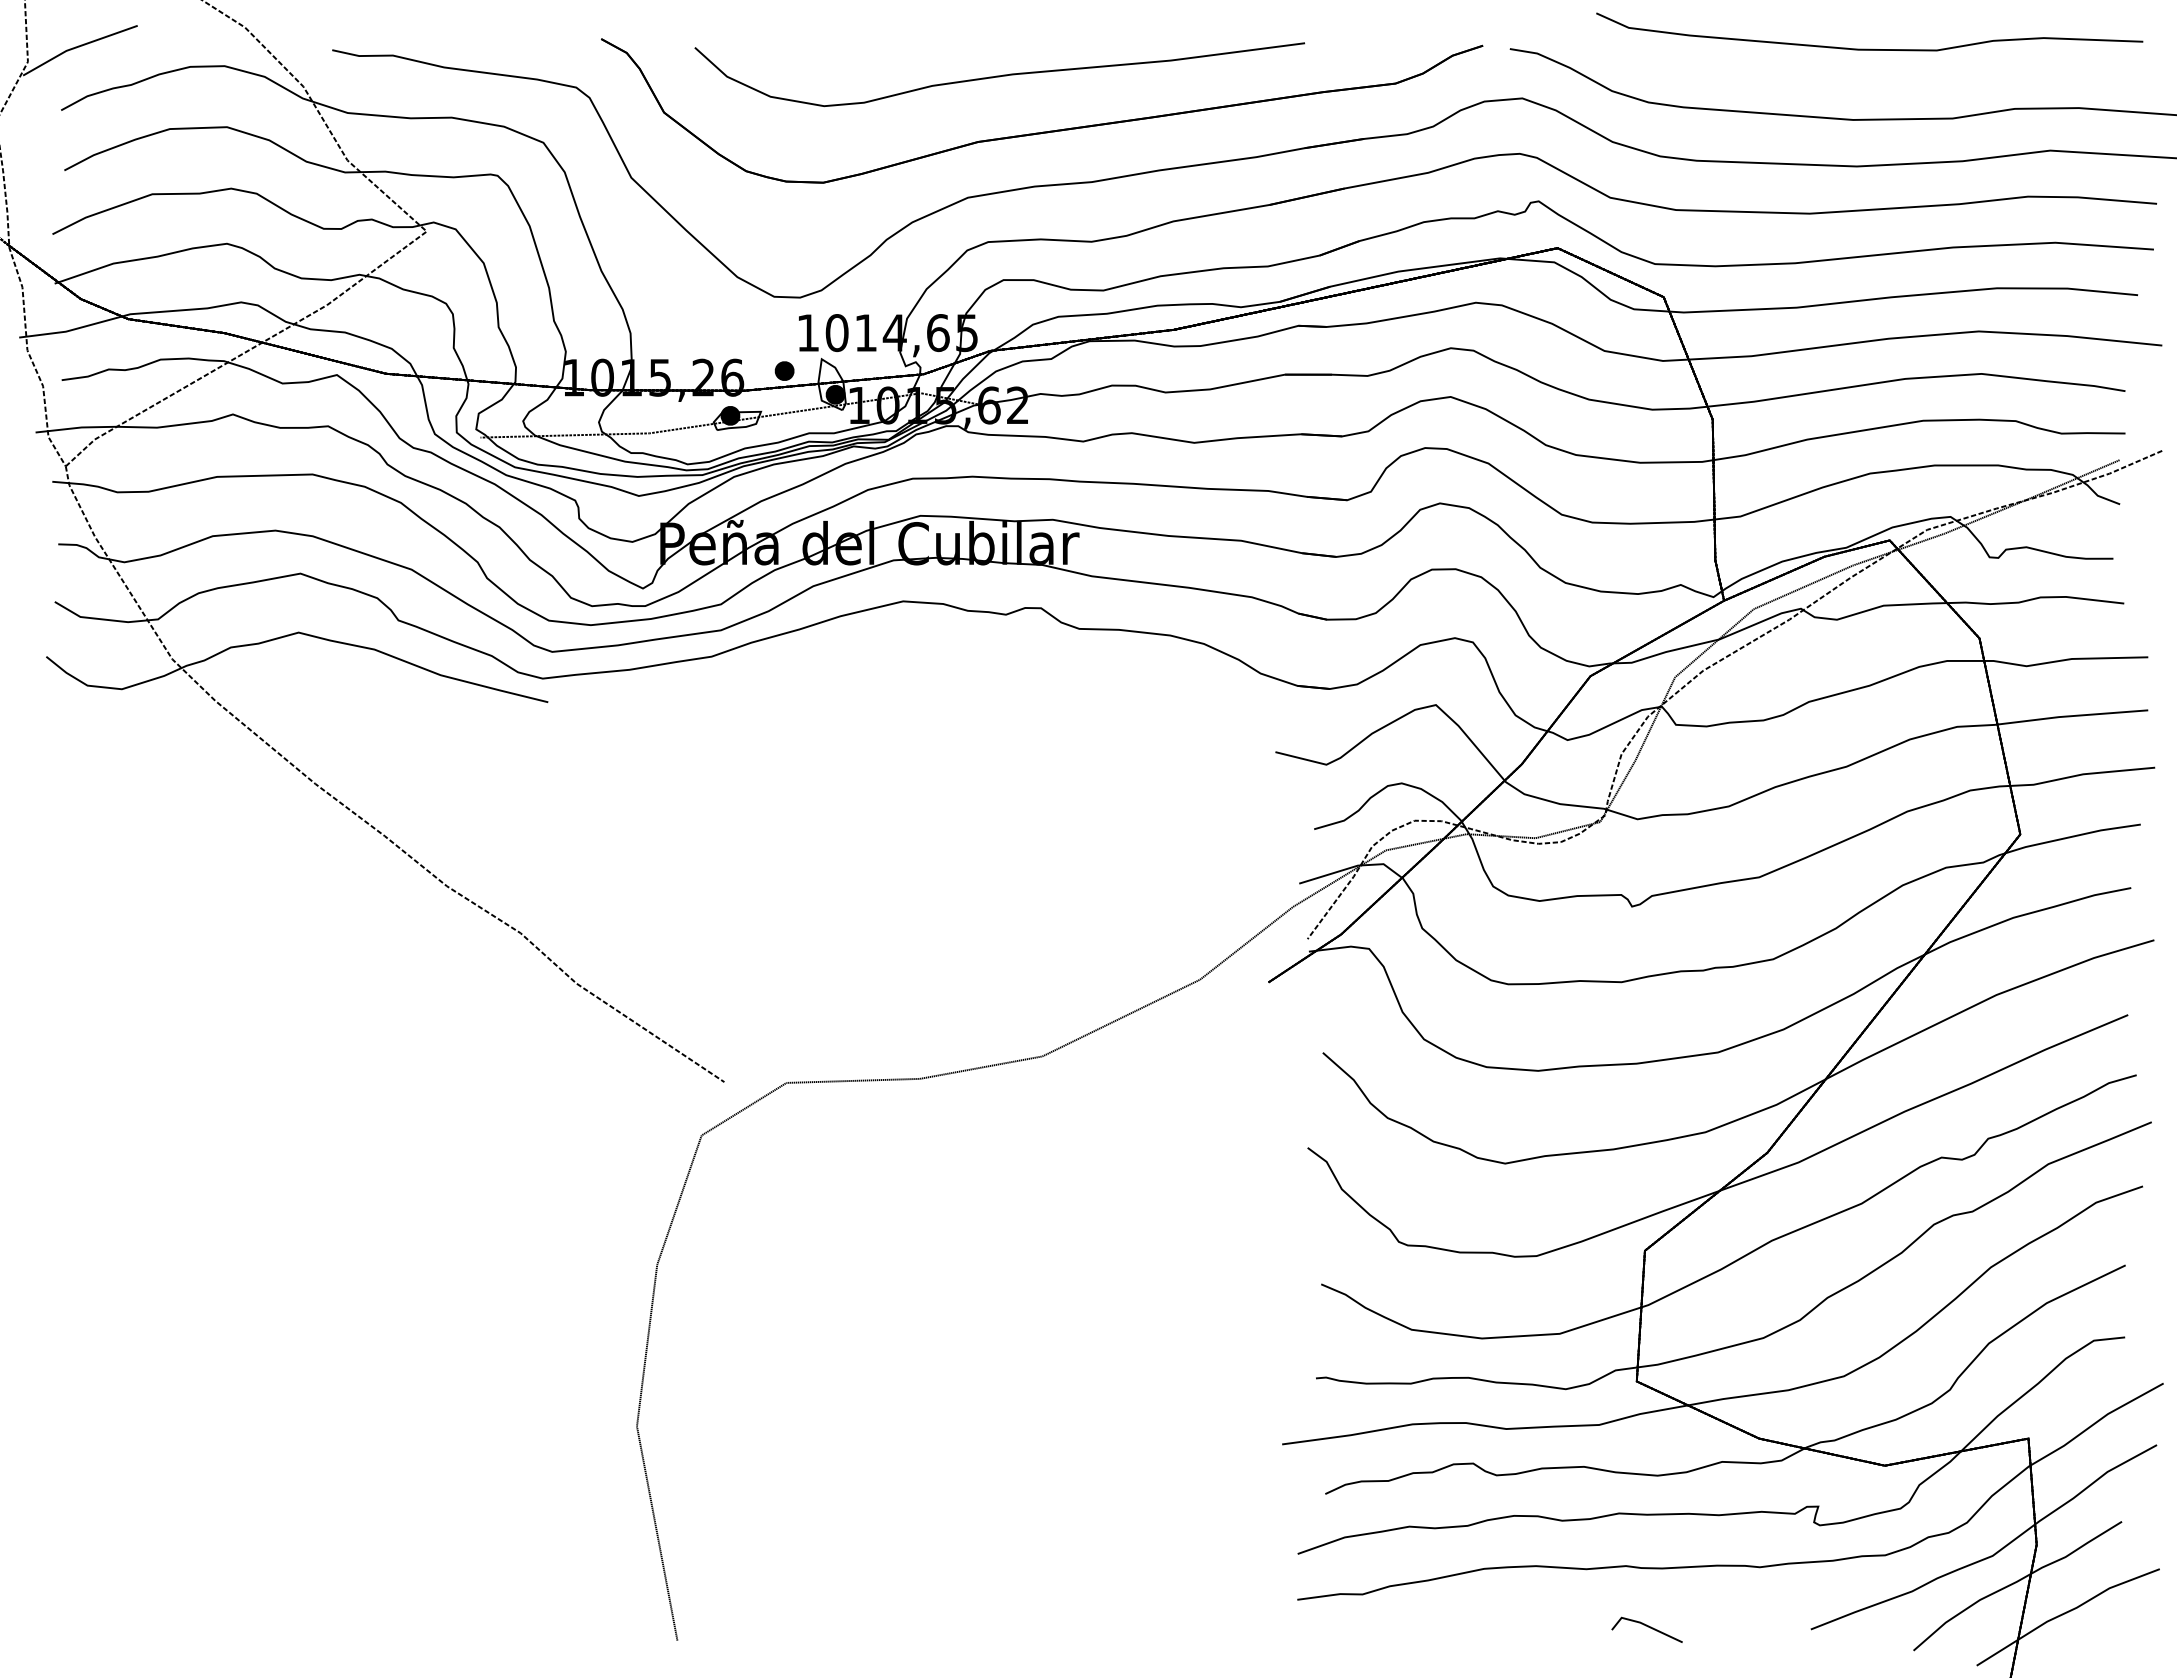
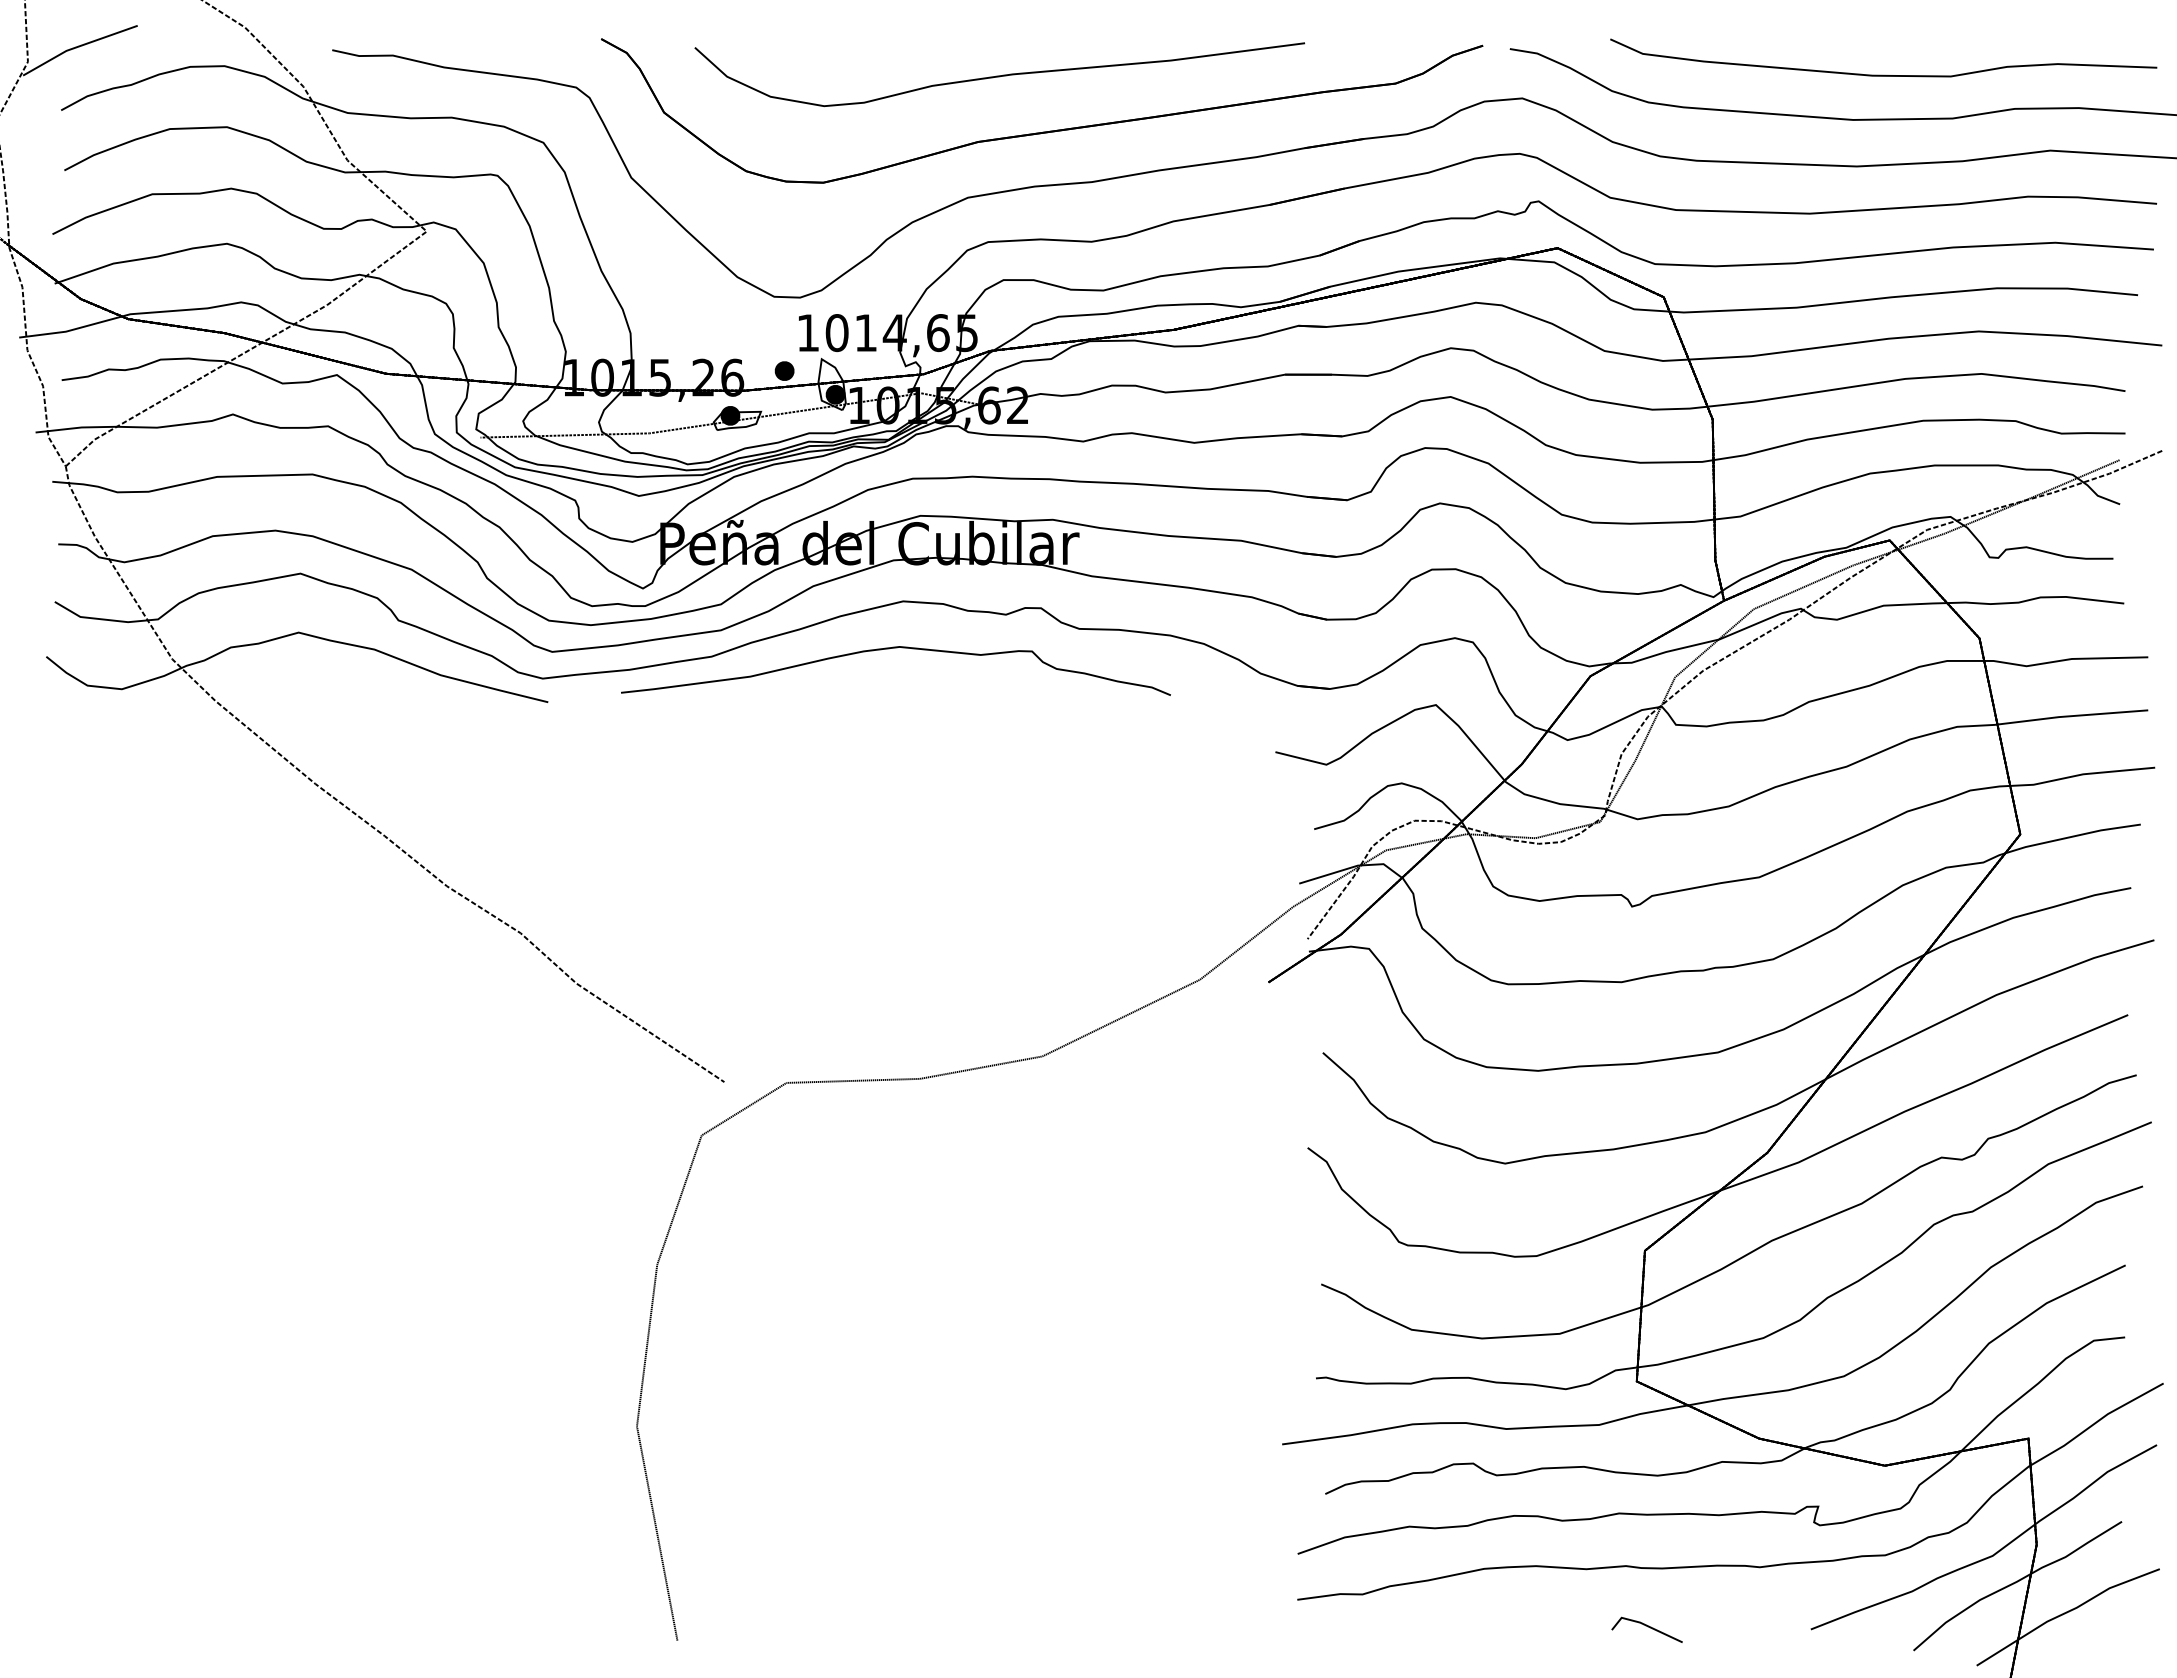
curve position: (1869, 48) -> (1883, 74) (1883, 74)
curve: none -> present (889, 649)
